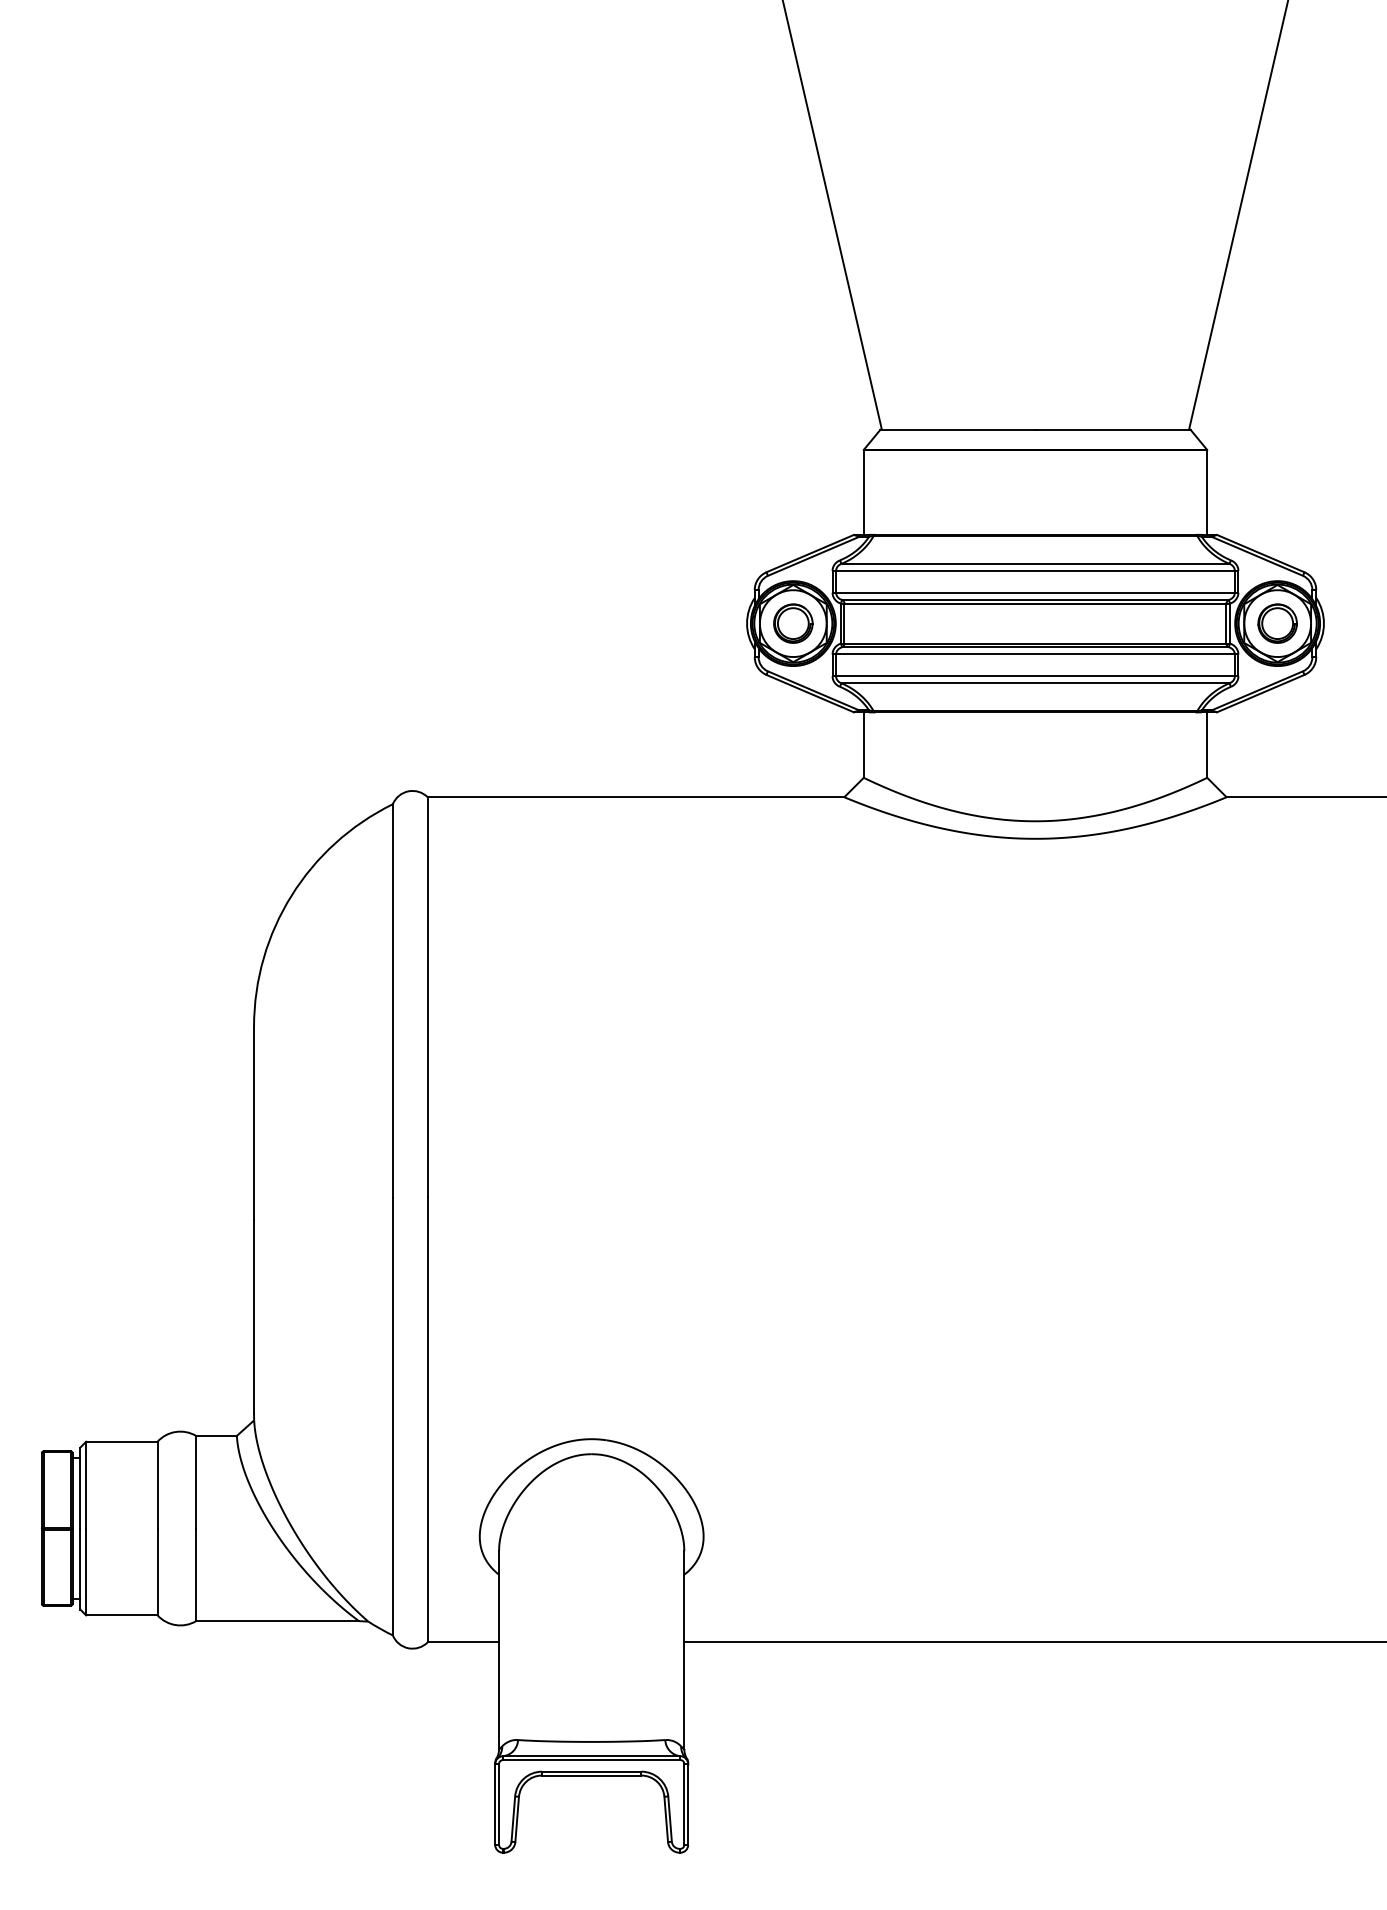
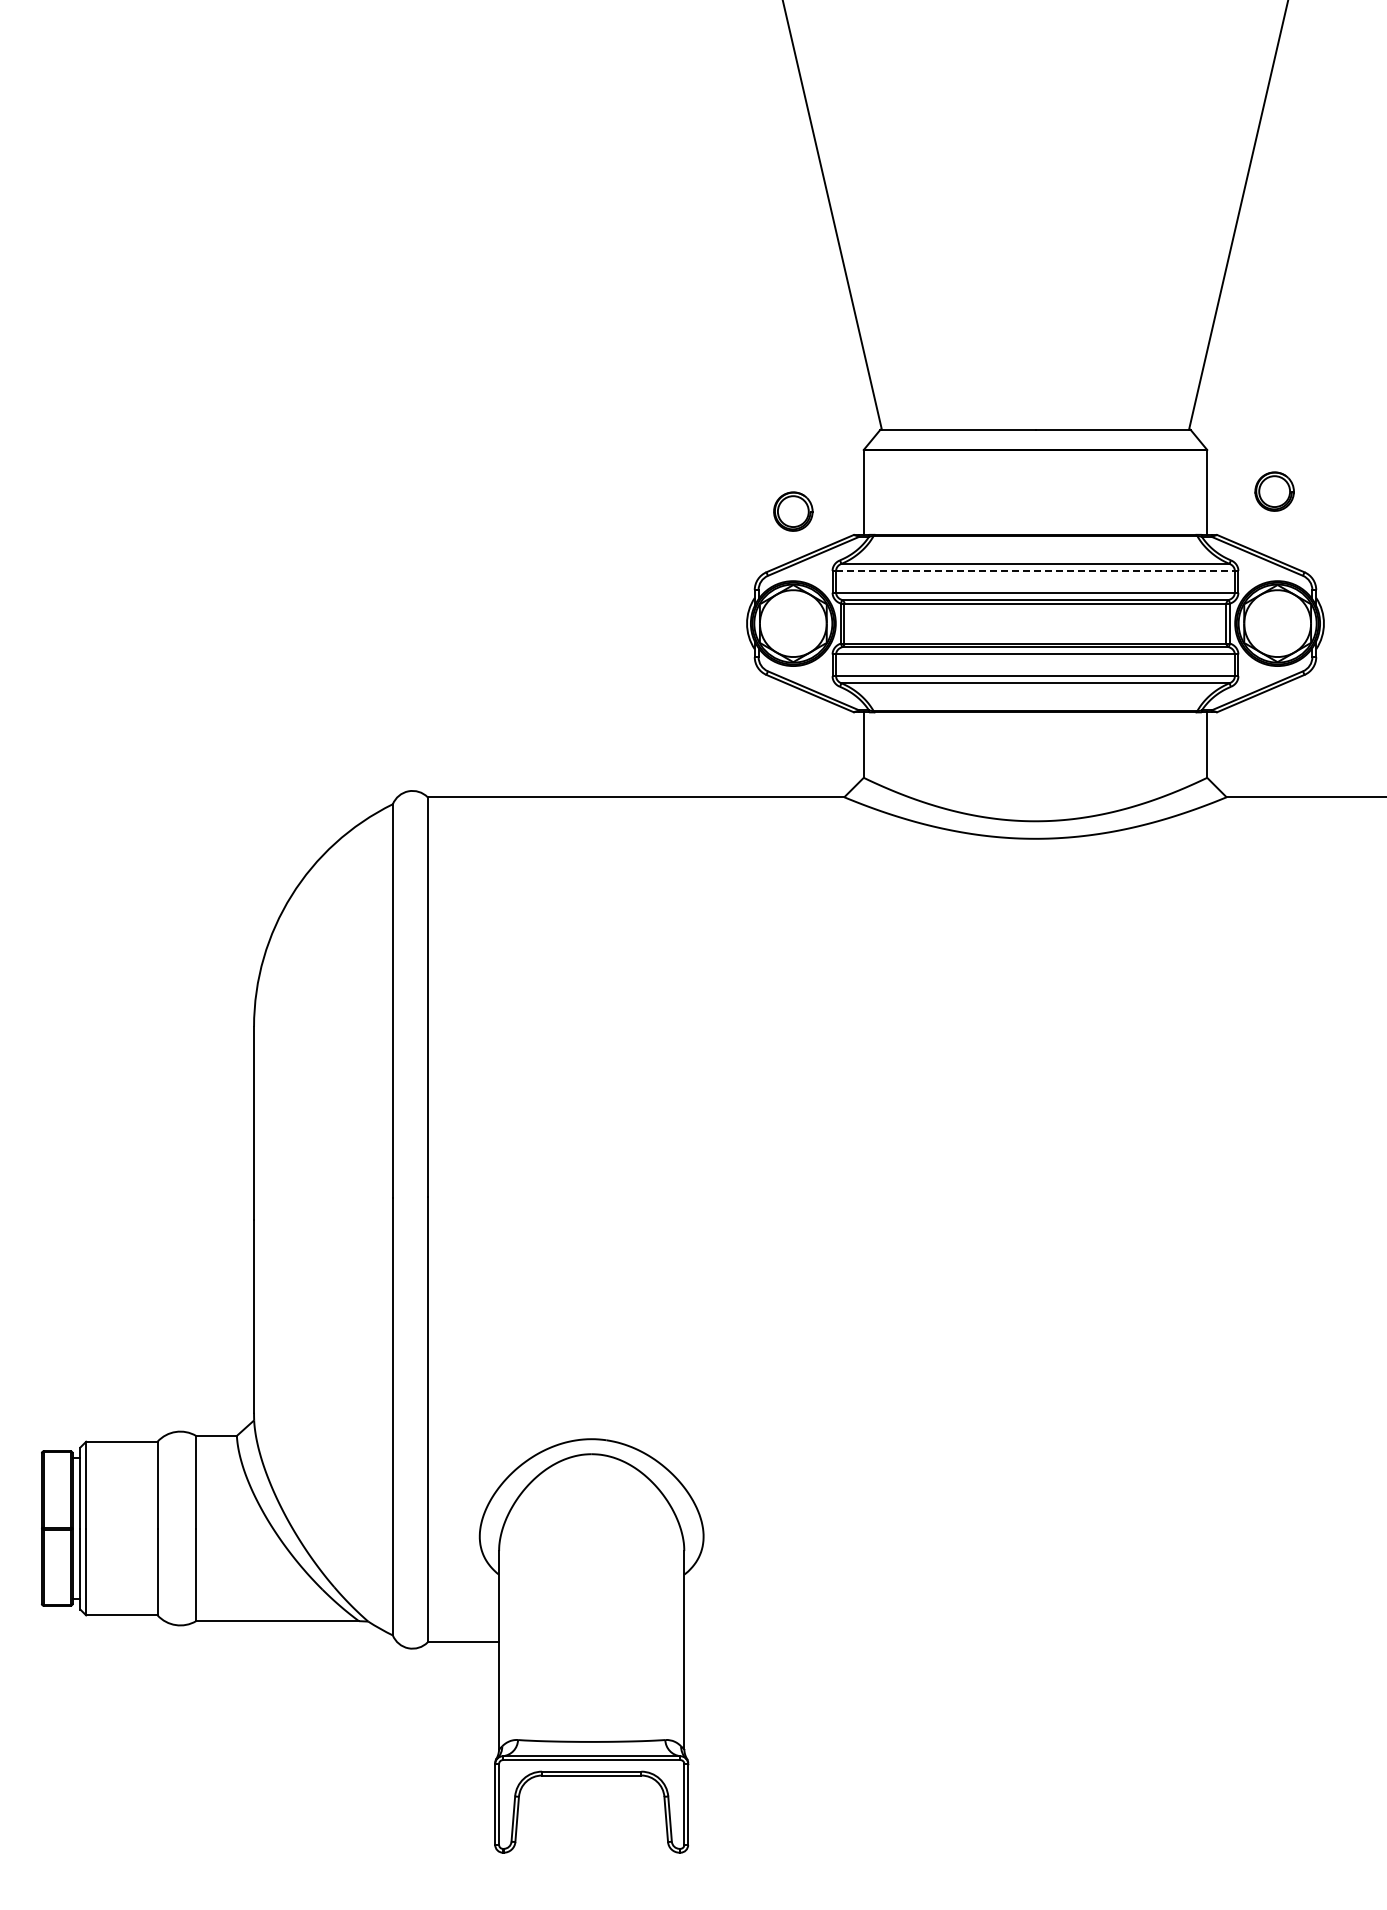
line: solid -> dashed (1036, 570)
part position: (793, 623) -> (793, 511) (793, 511)
part position: (1277, 623) -> (1274, 491) (1274, 491)
line: present -> none (1033, 1642)
